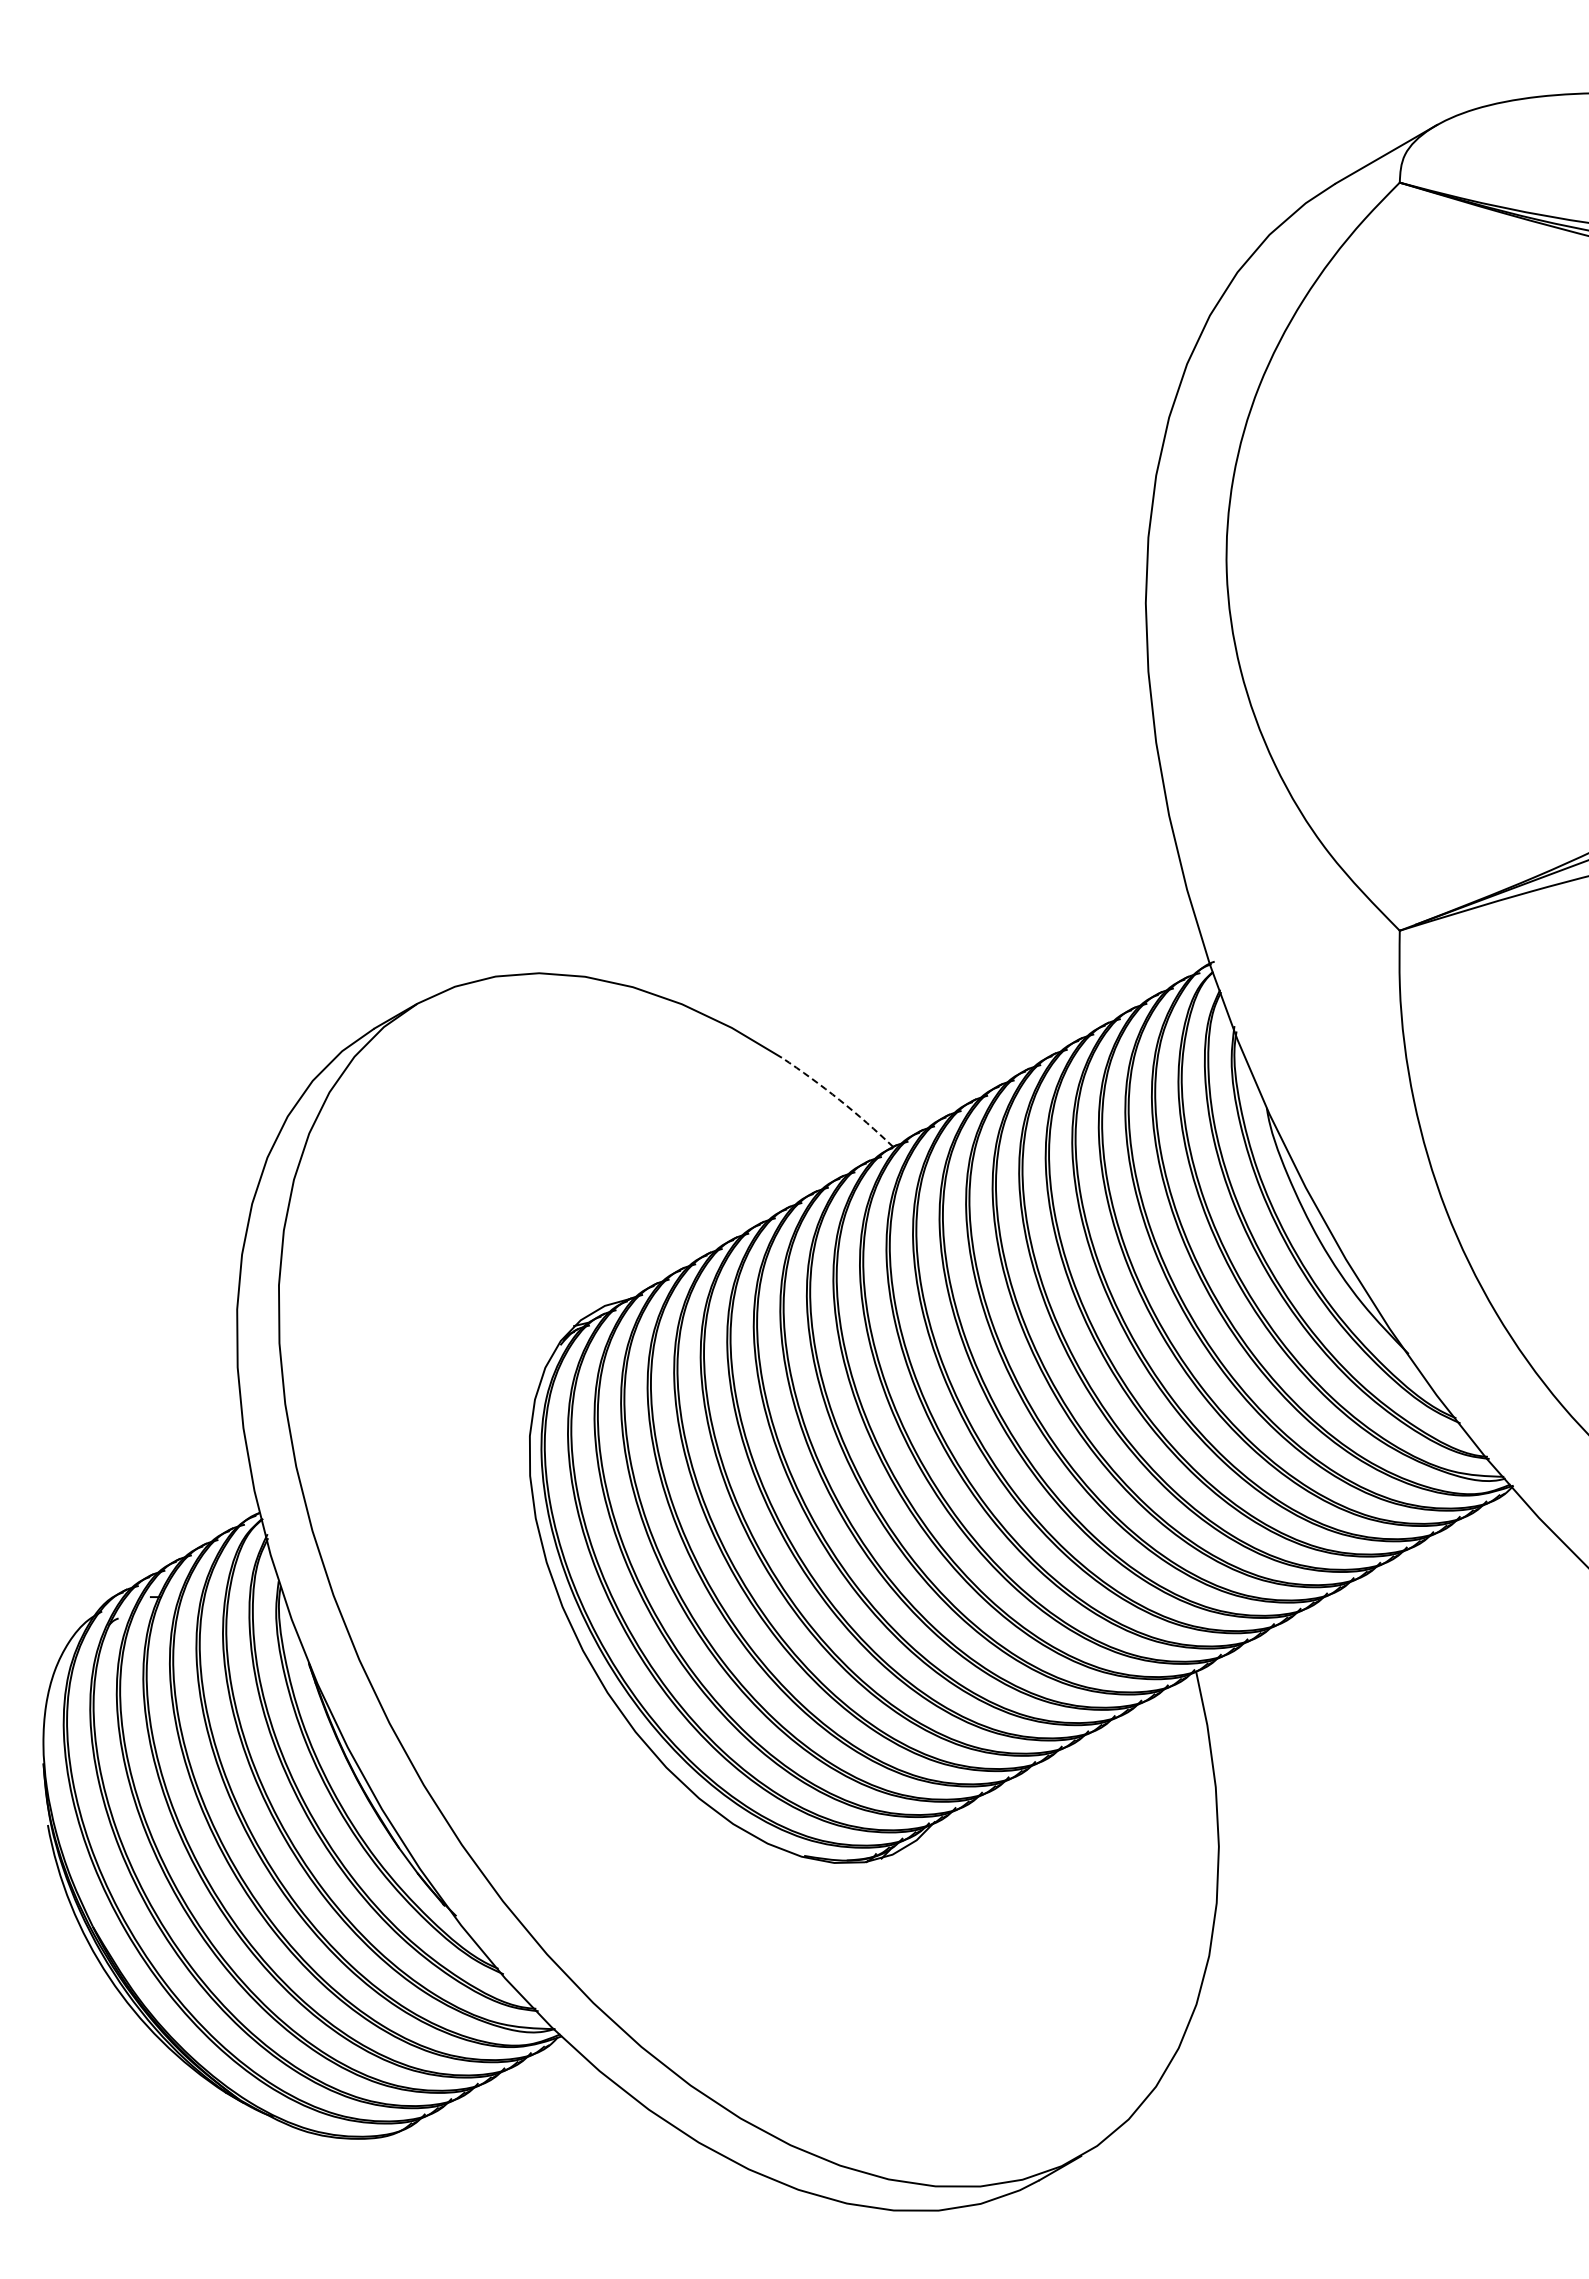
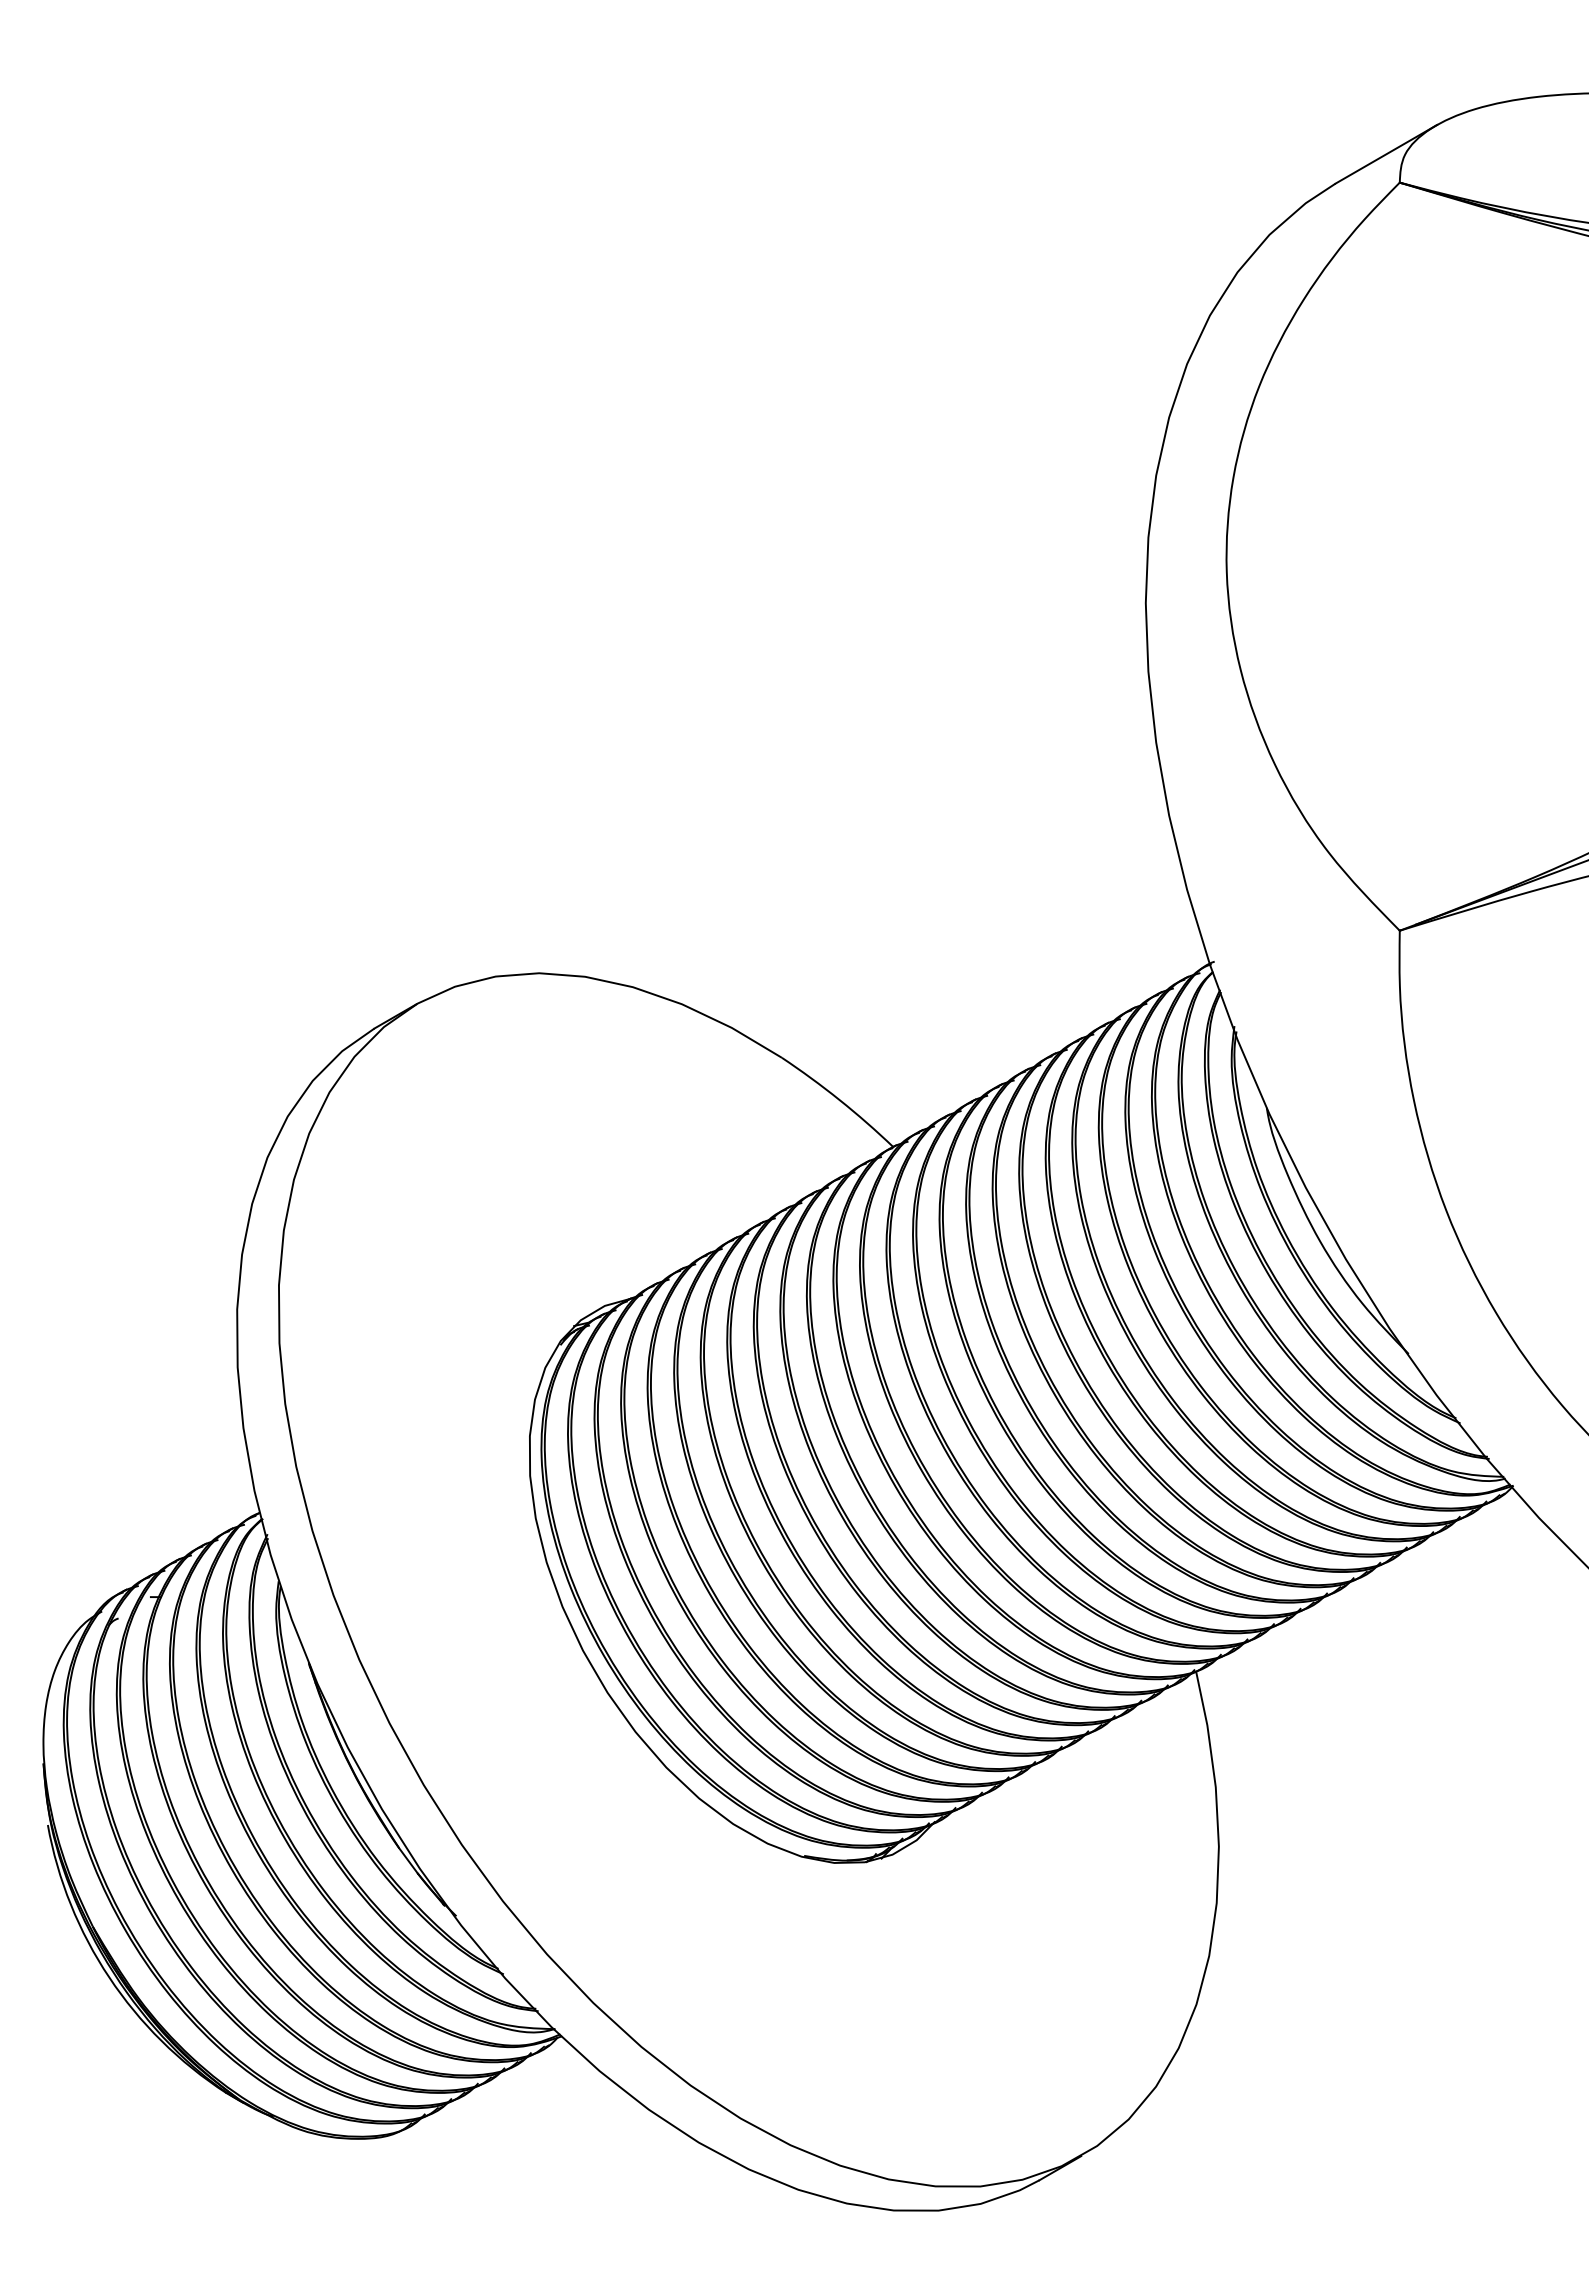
arc: dashed -> solid (839, 1099)
